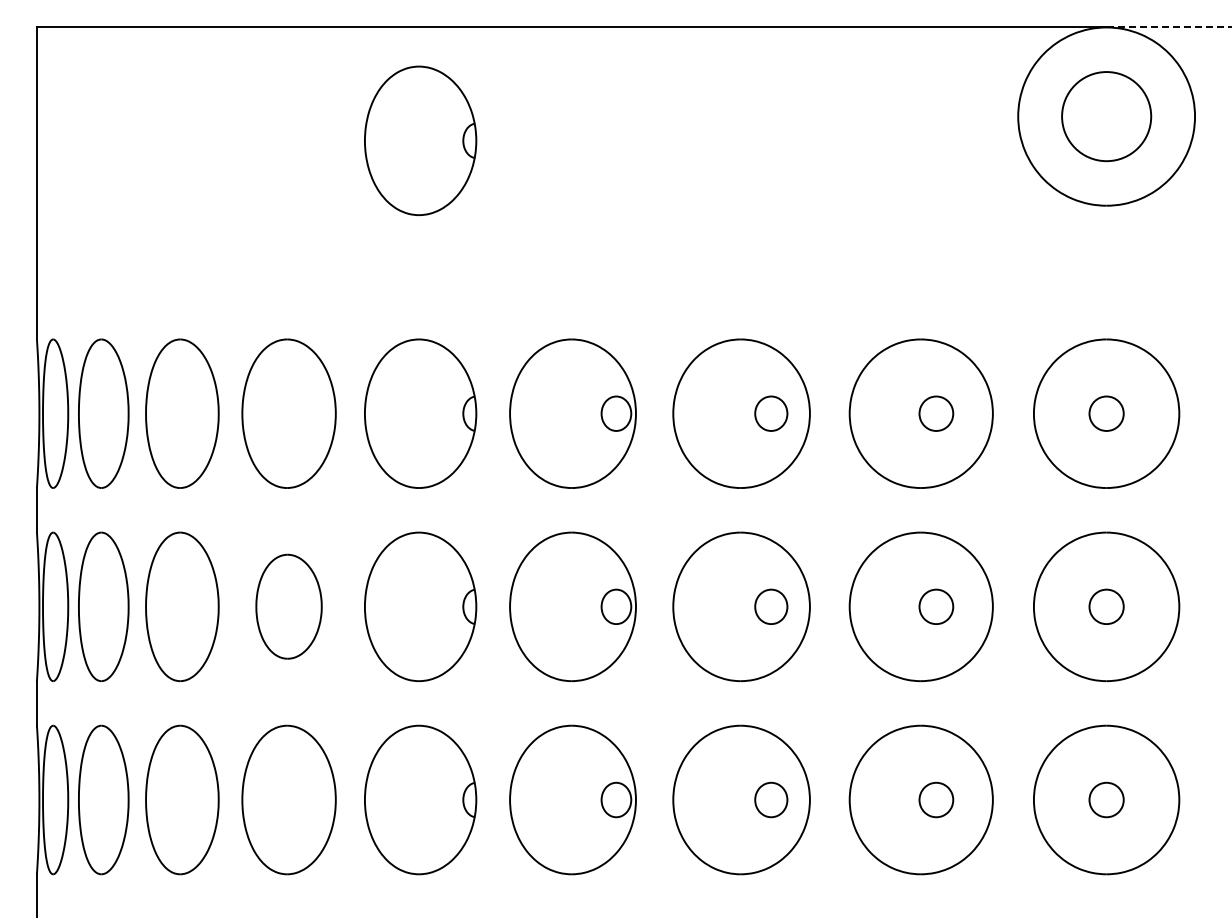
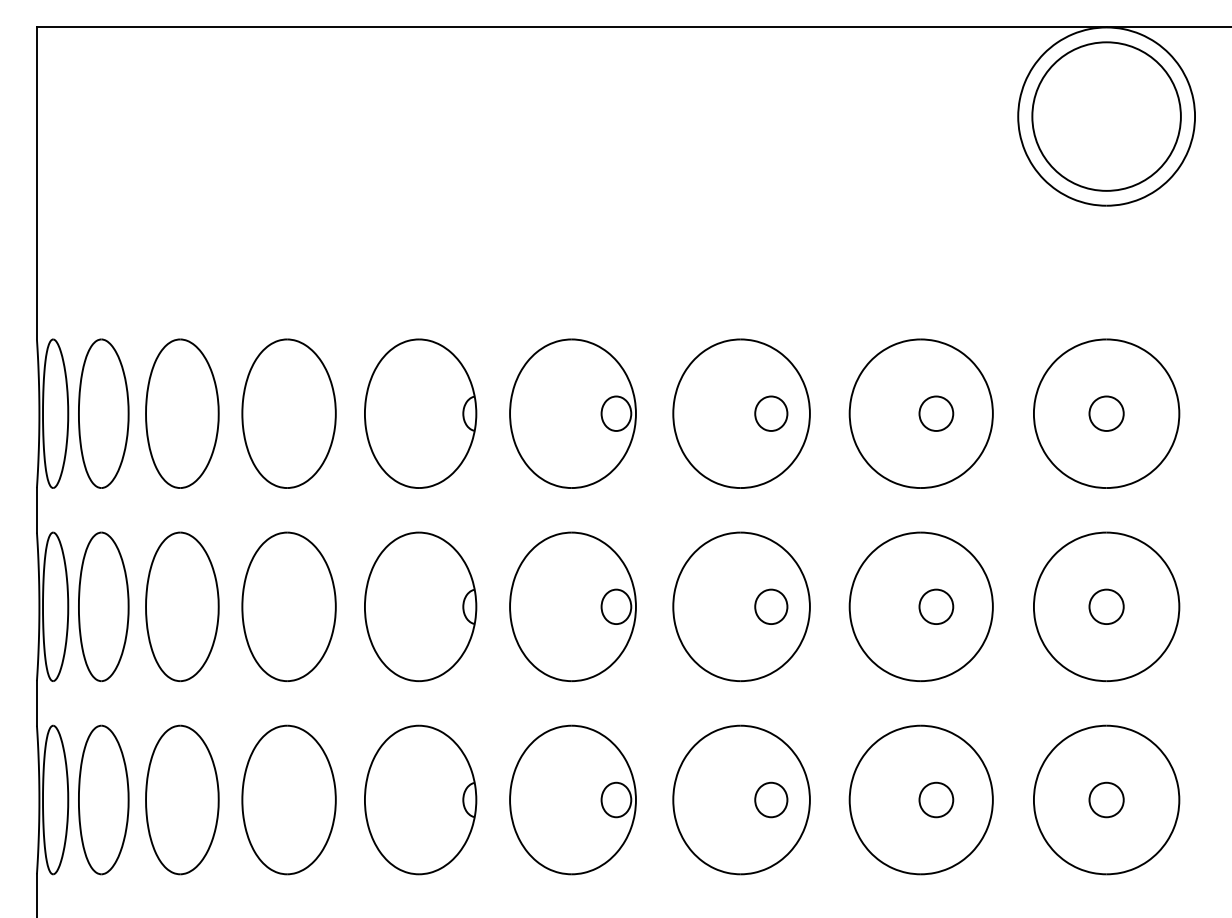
line: dashed -> solid (1169, 27)
circle diameter: 89 px -> 149 px (1106, 116)
part: present -> none (420, 140)
part size: 68x107 px -> 96x151 px (288, 606)
